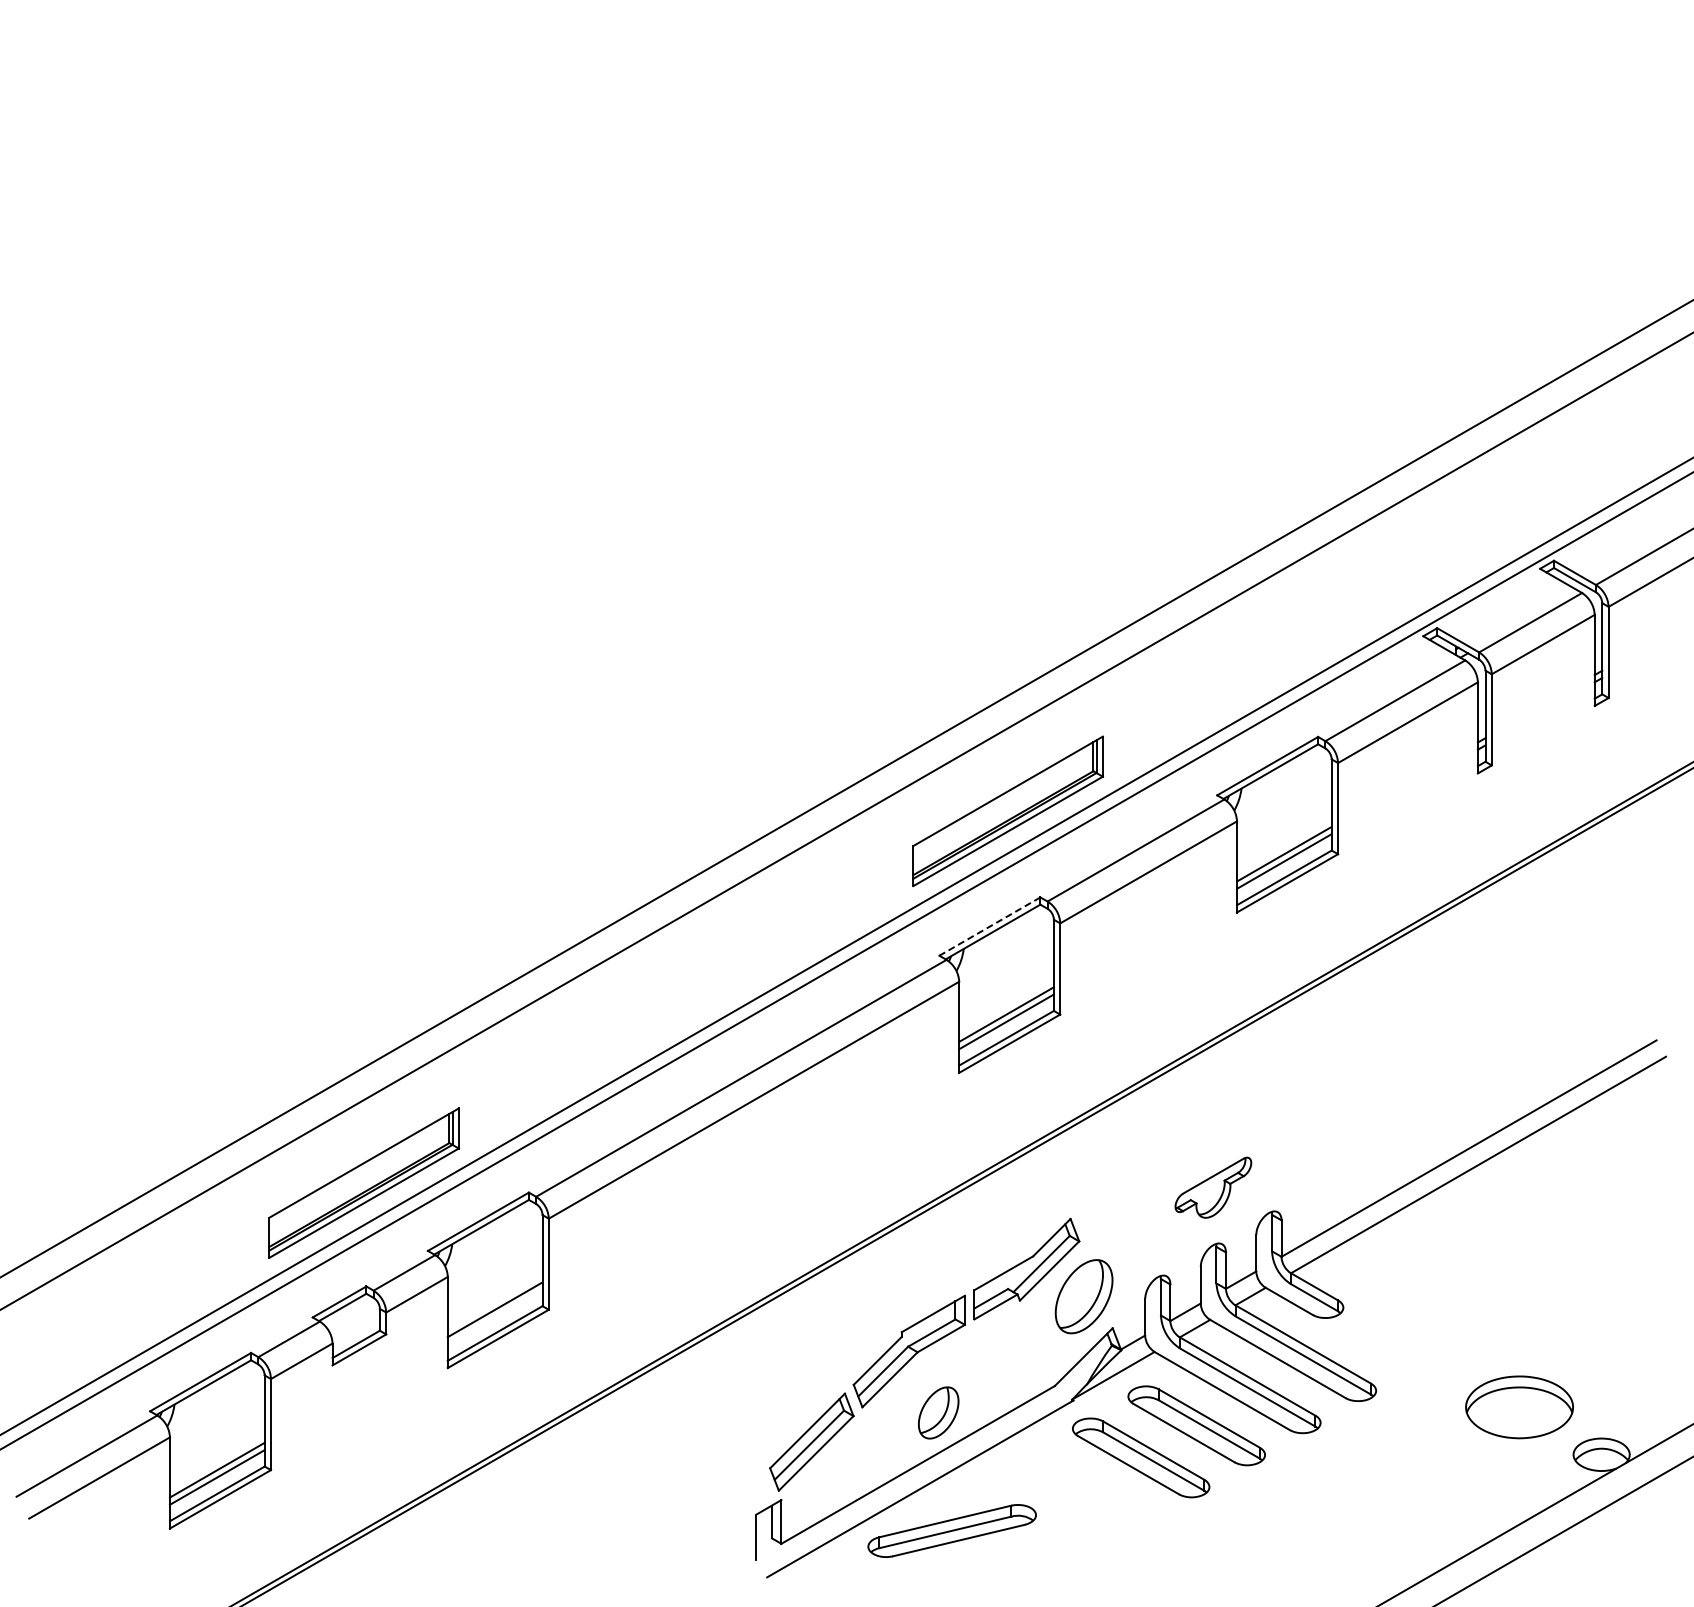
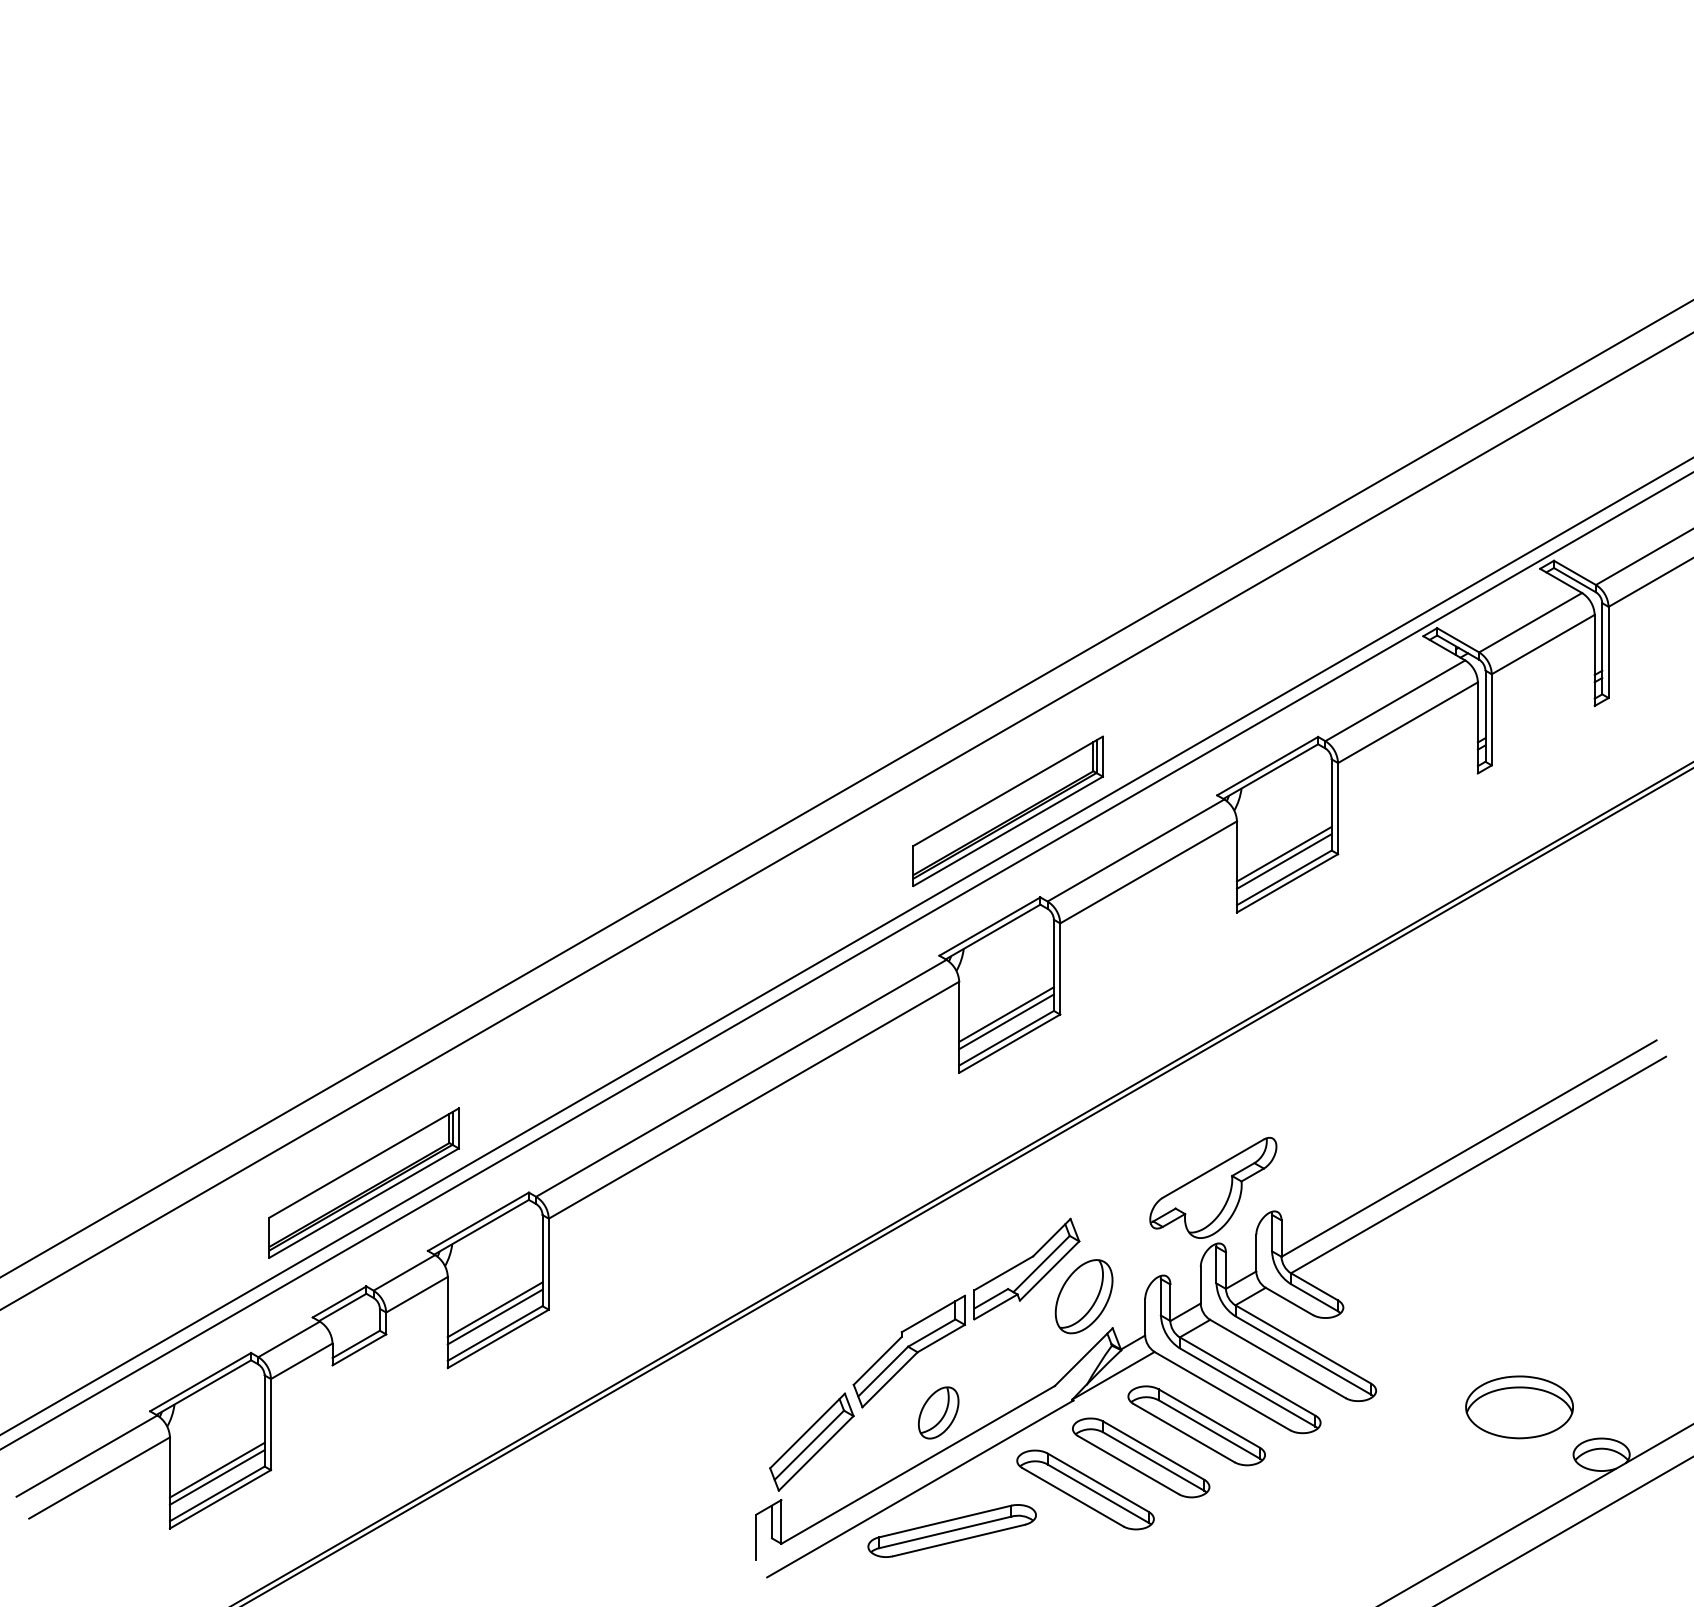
line: dashed -> solid (989, 926)
part size: 79x63 px -> 129x103 px (1213, 1187)
line: none -> present (494, 1316)
part: none -> present (1085, 1489)
